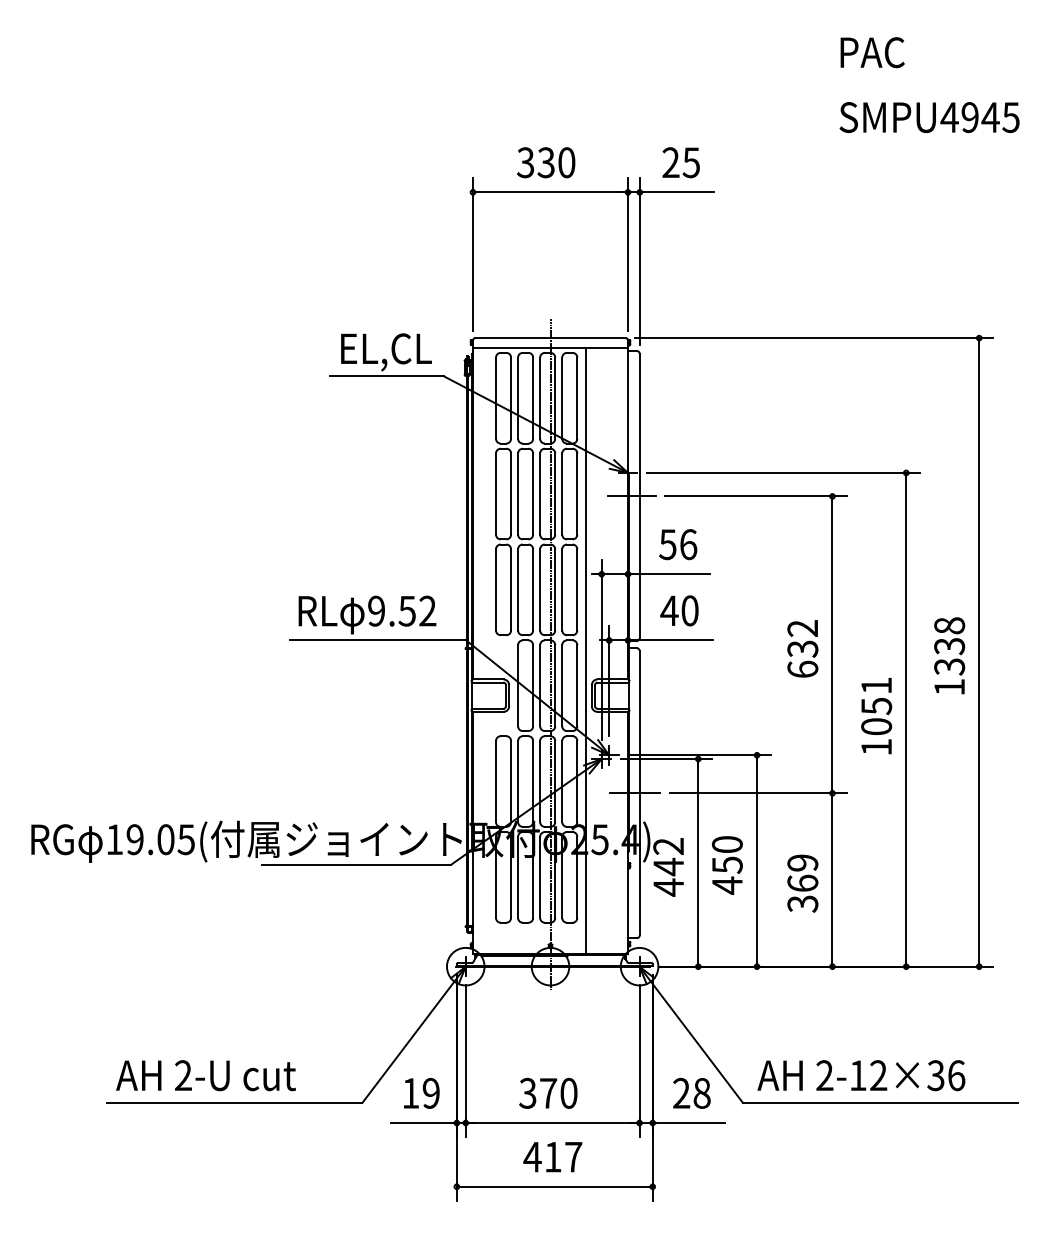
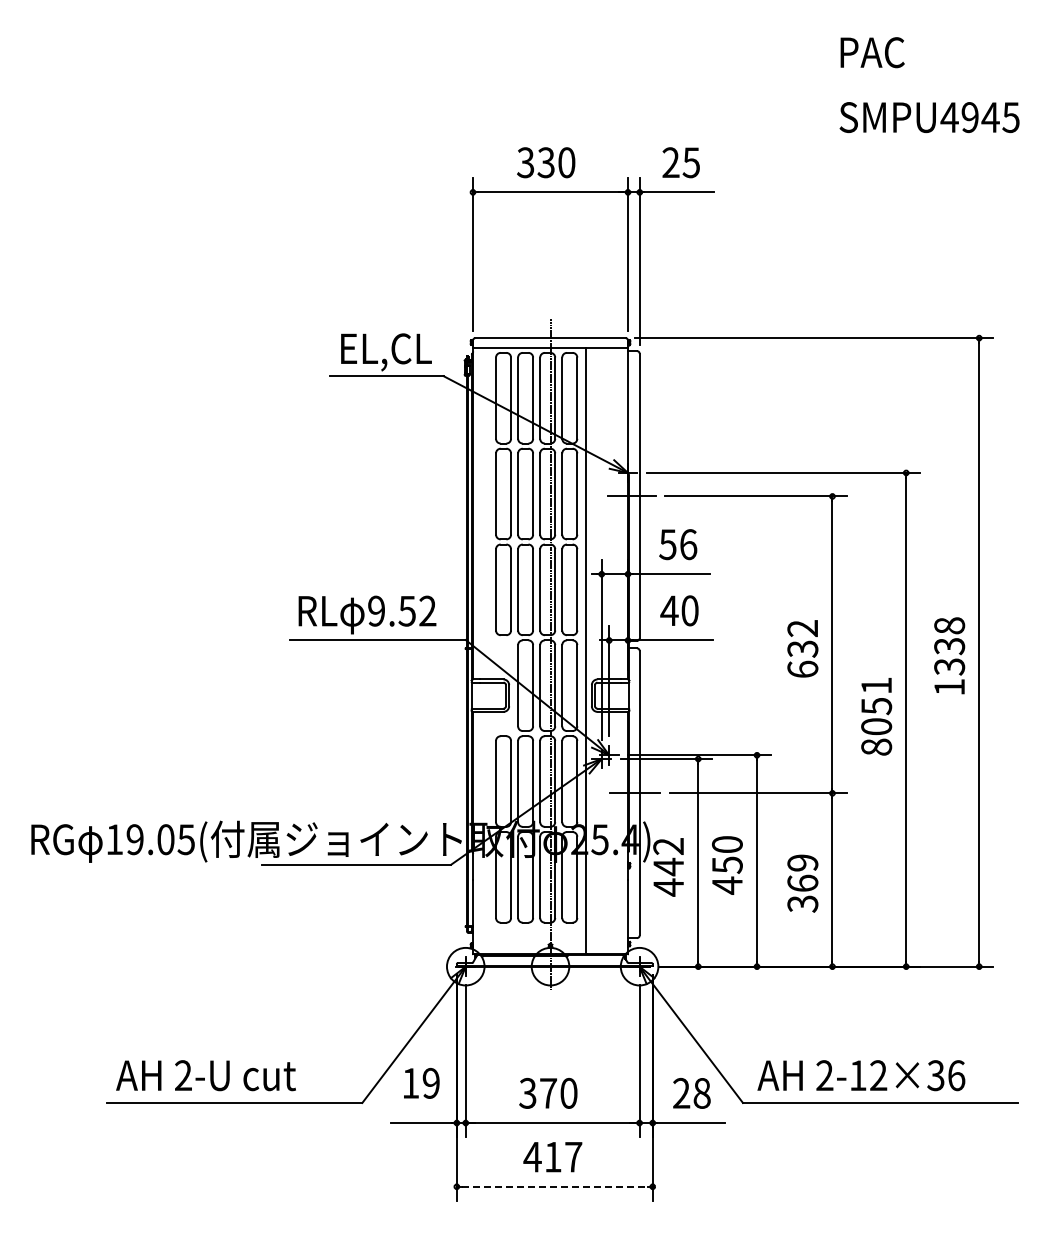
text: 1051 -> 8051 (876, 746)
text position: (421, 1093) -> (421, 1083) (421, 1083)
line: solid -> dashed (555, 1186)
